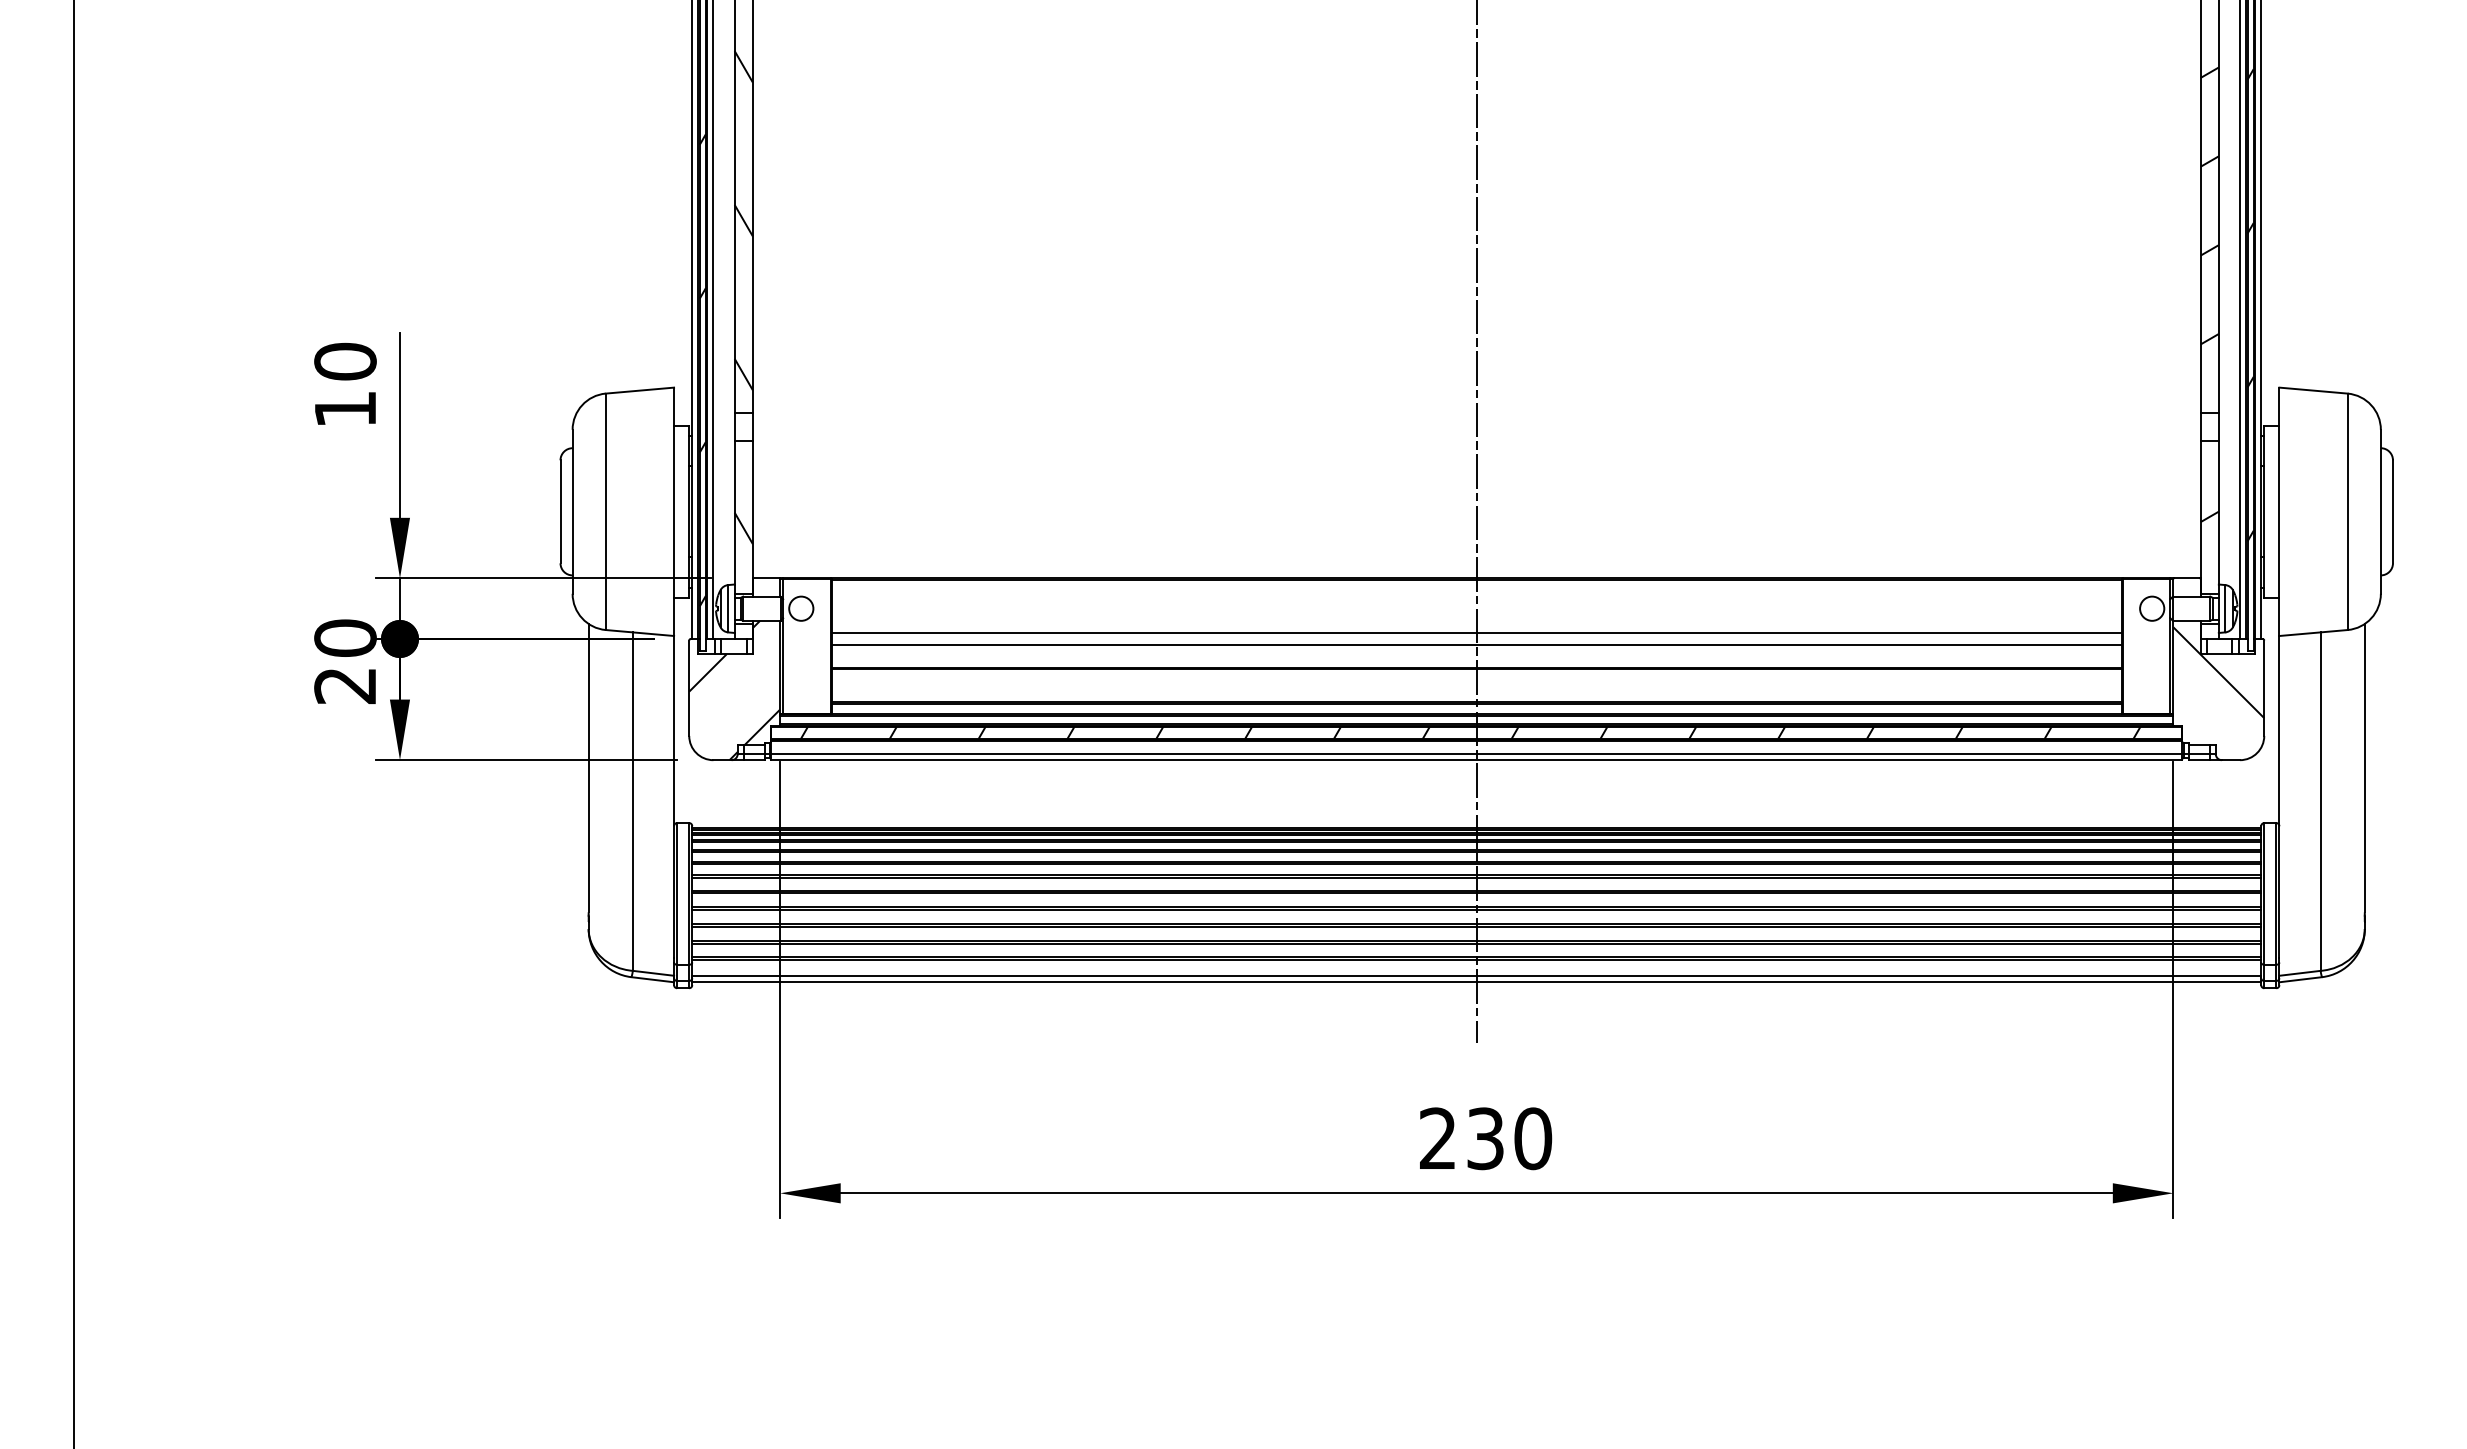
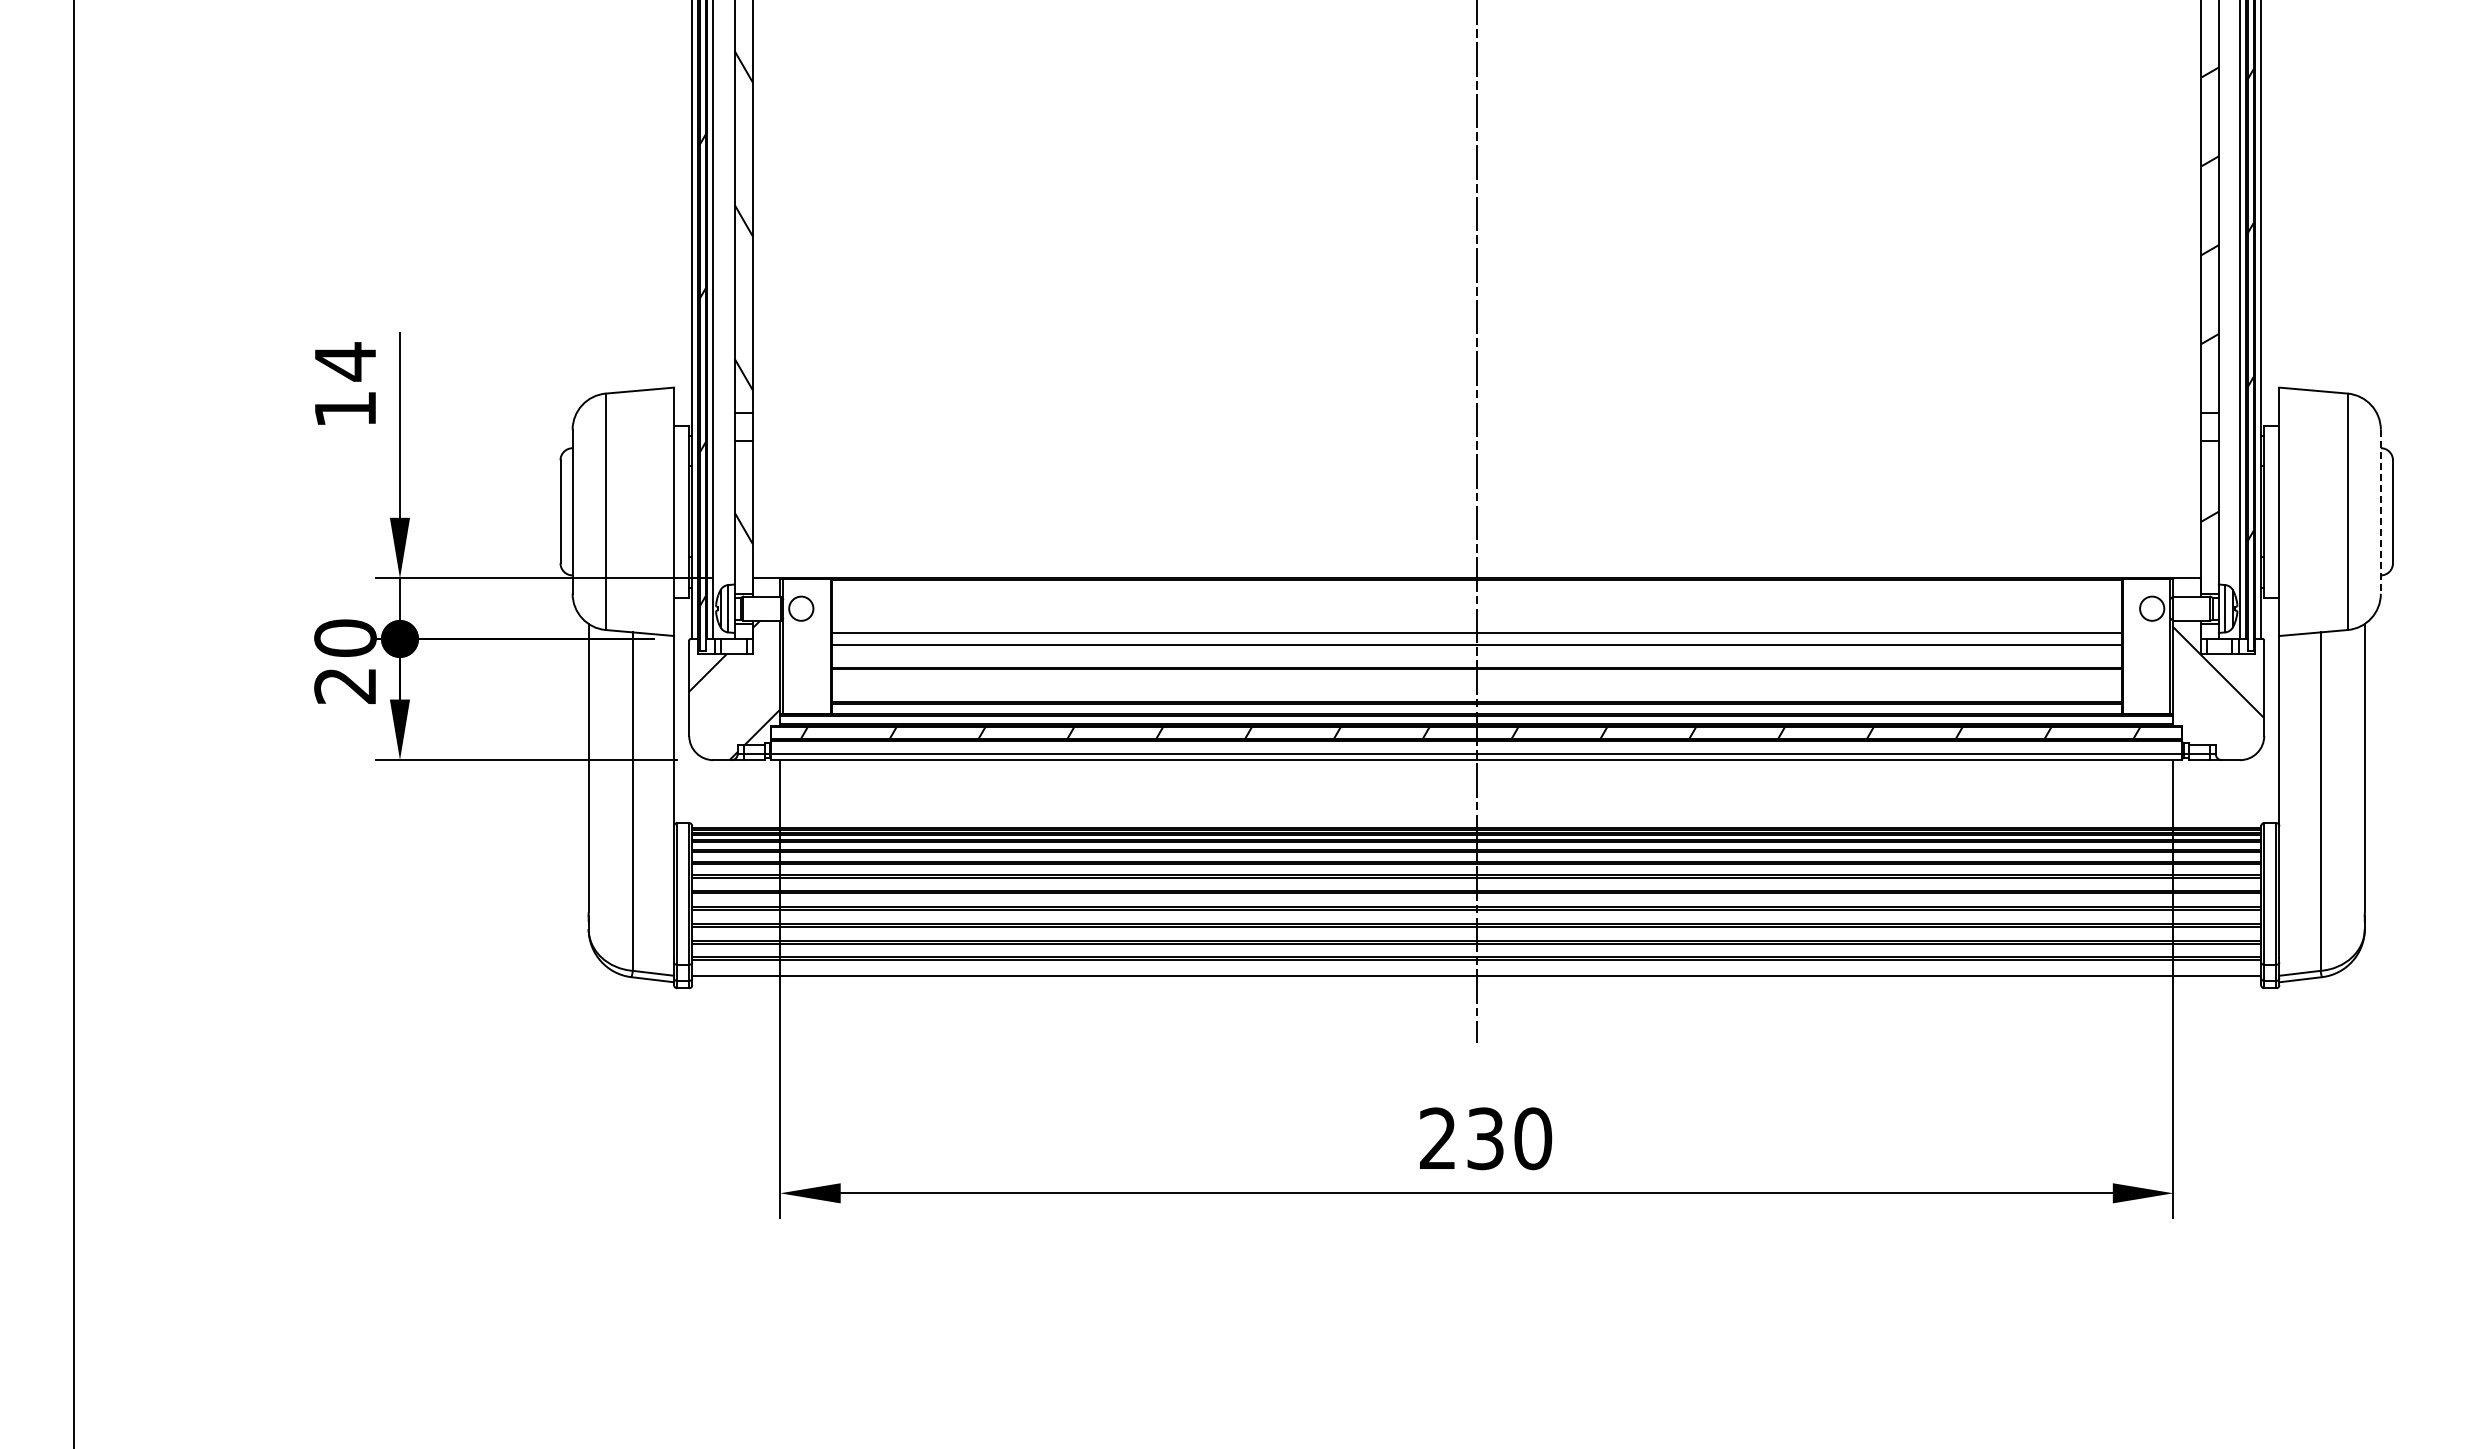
text: 10 -> 14 (345, 361)
line: solid -> dashed (2380, 512)
line: present -> none (1476, 982)
